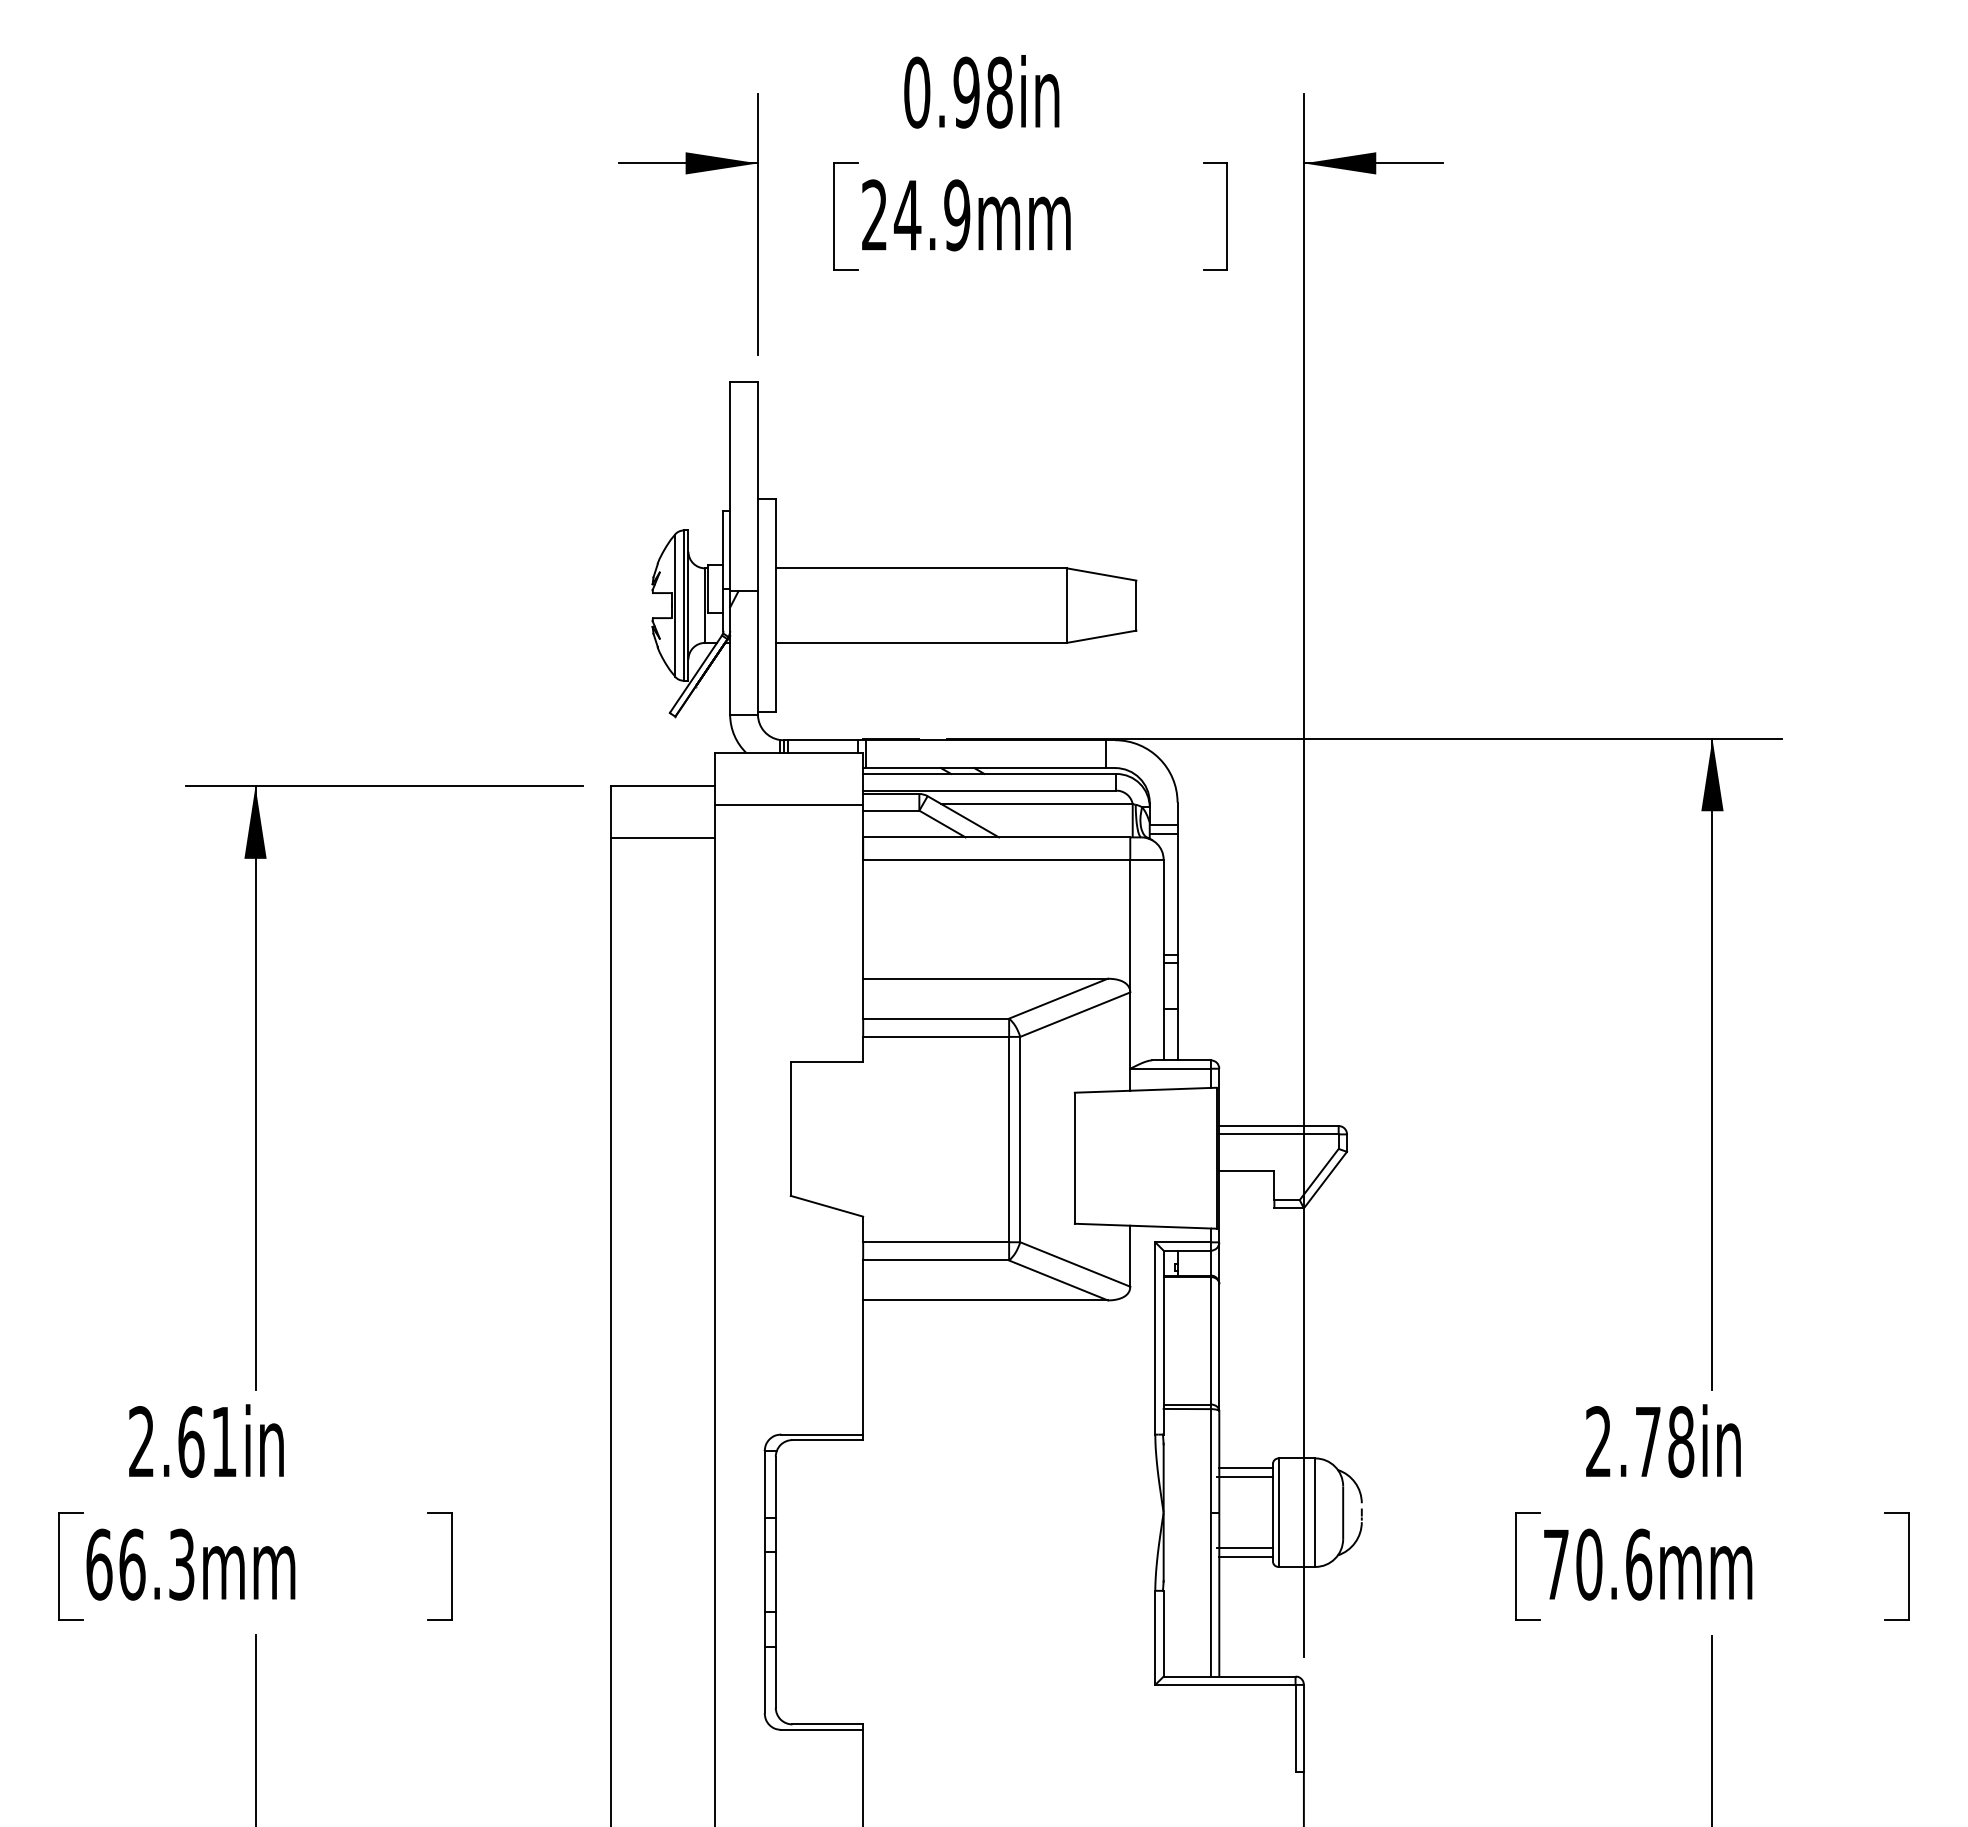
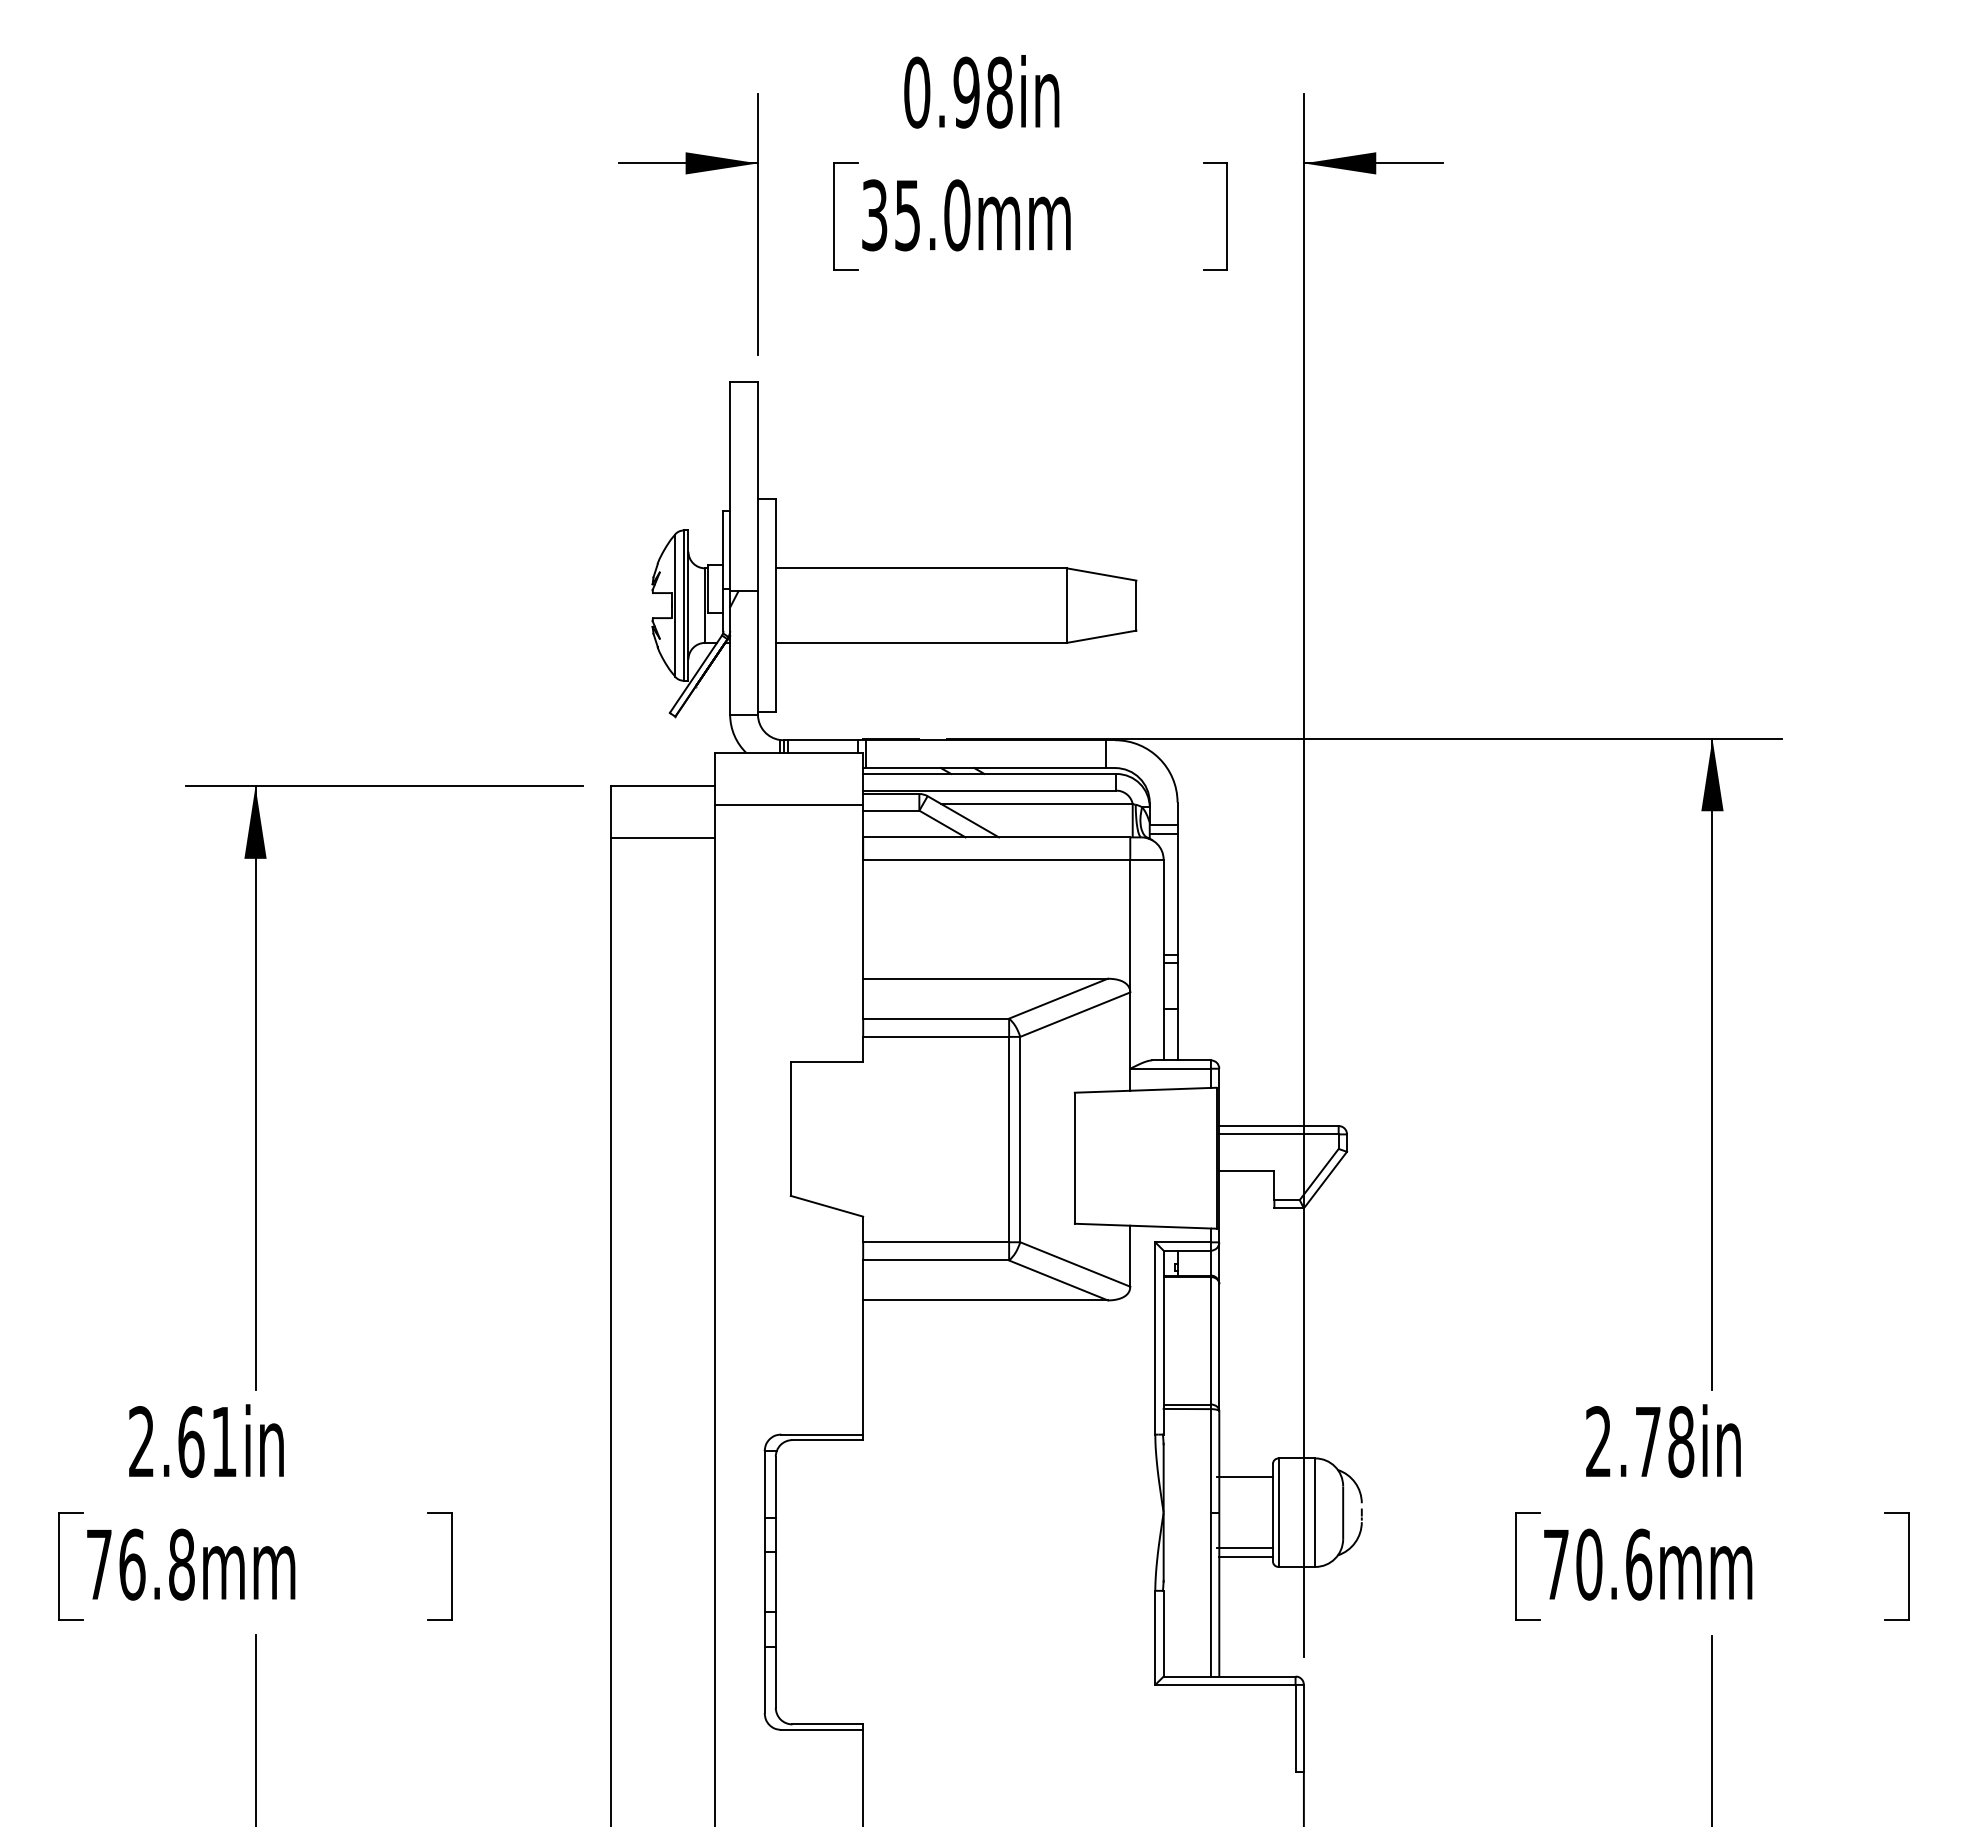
text: 24.9mm -> 35.0mm (916, 215)
line: present -> none (1245, 1468)
text: 66.3mm -> 76.8mm (140, 1564)
